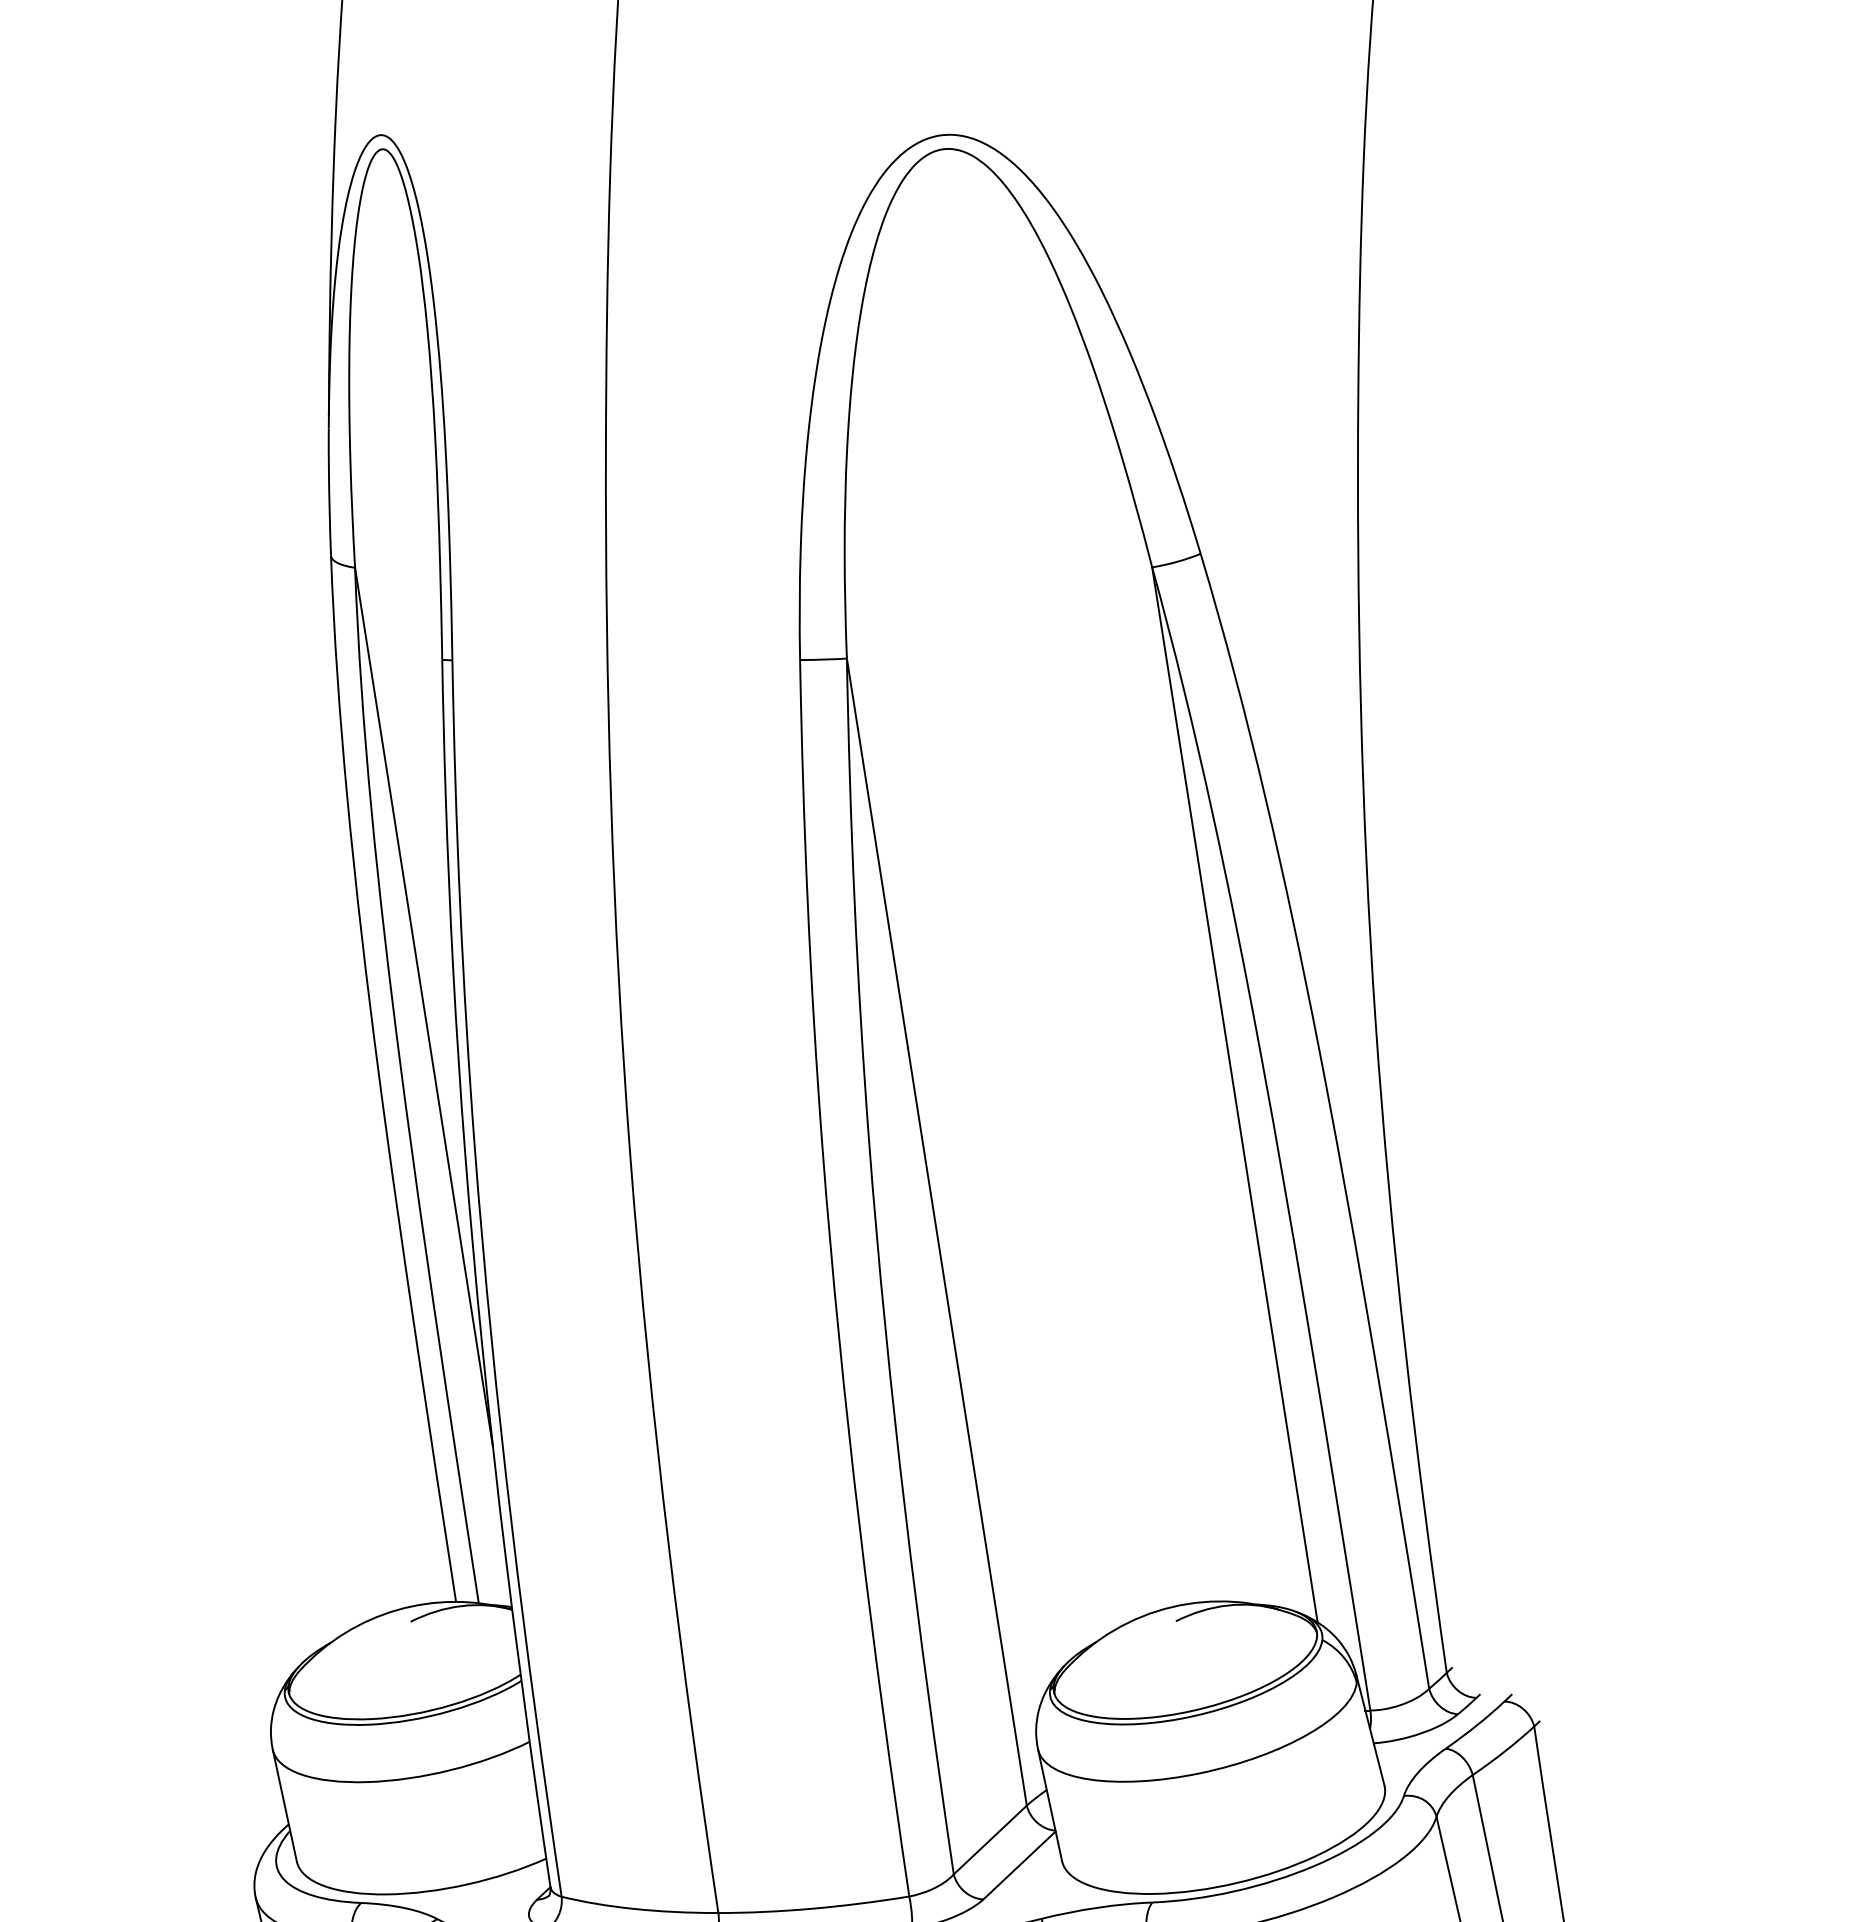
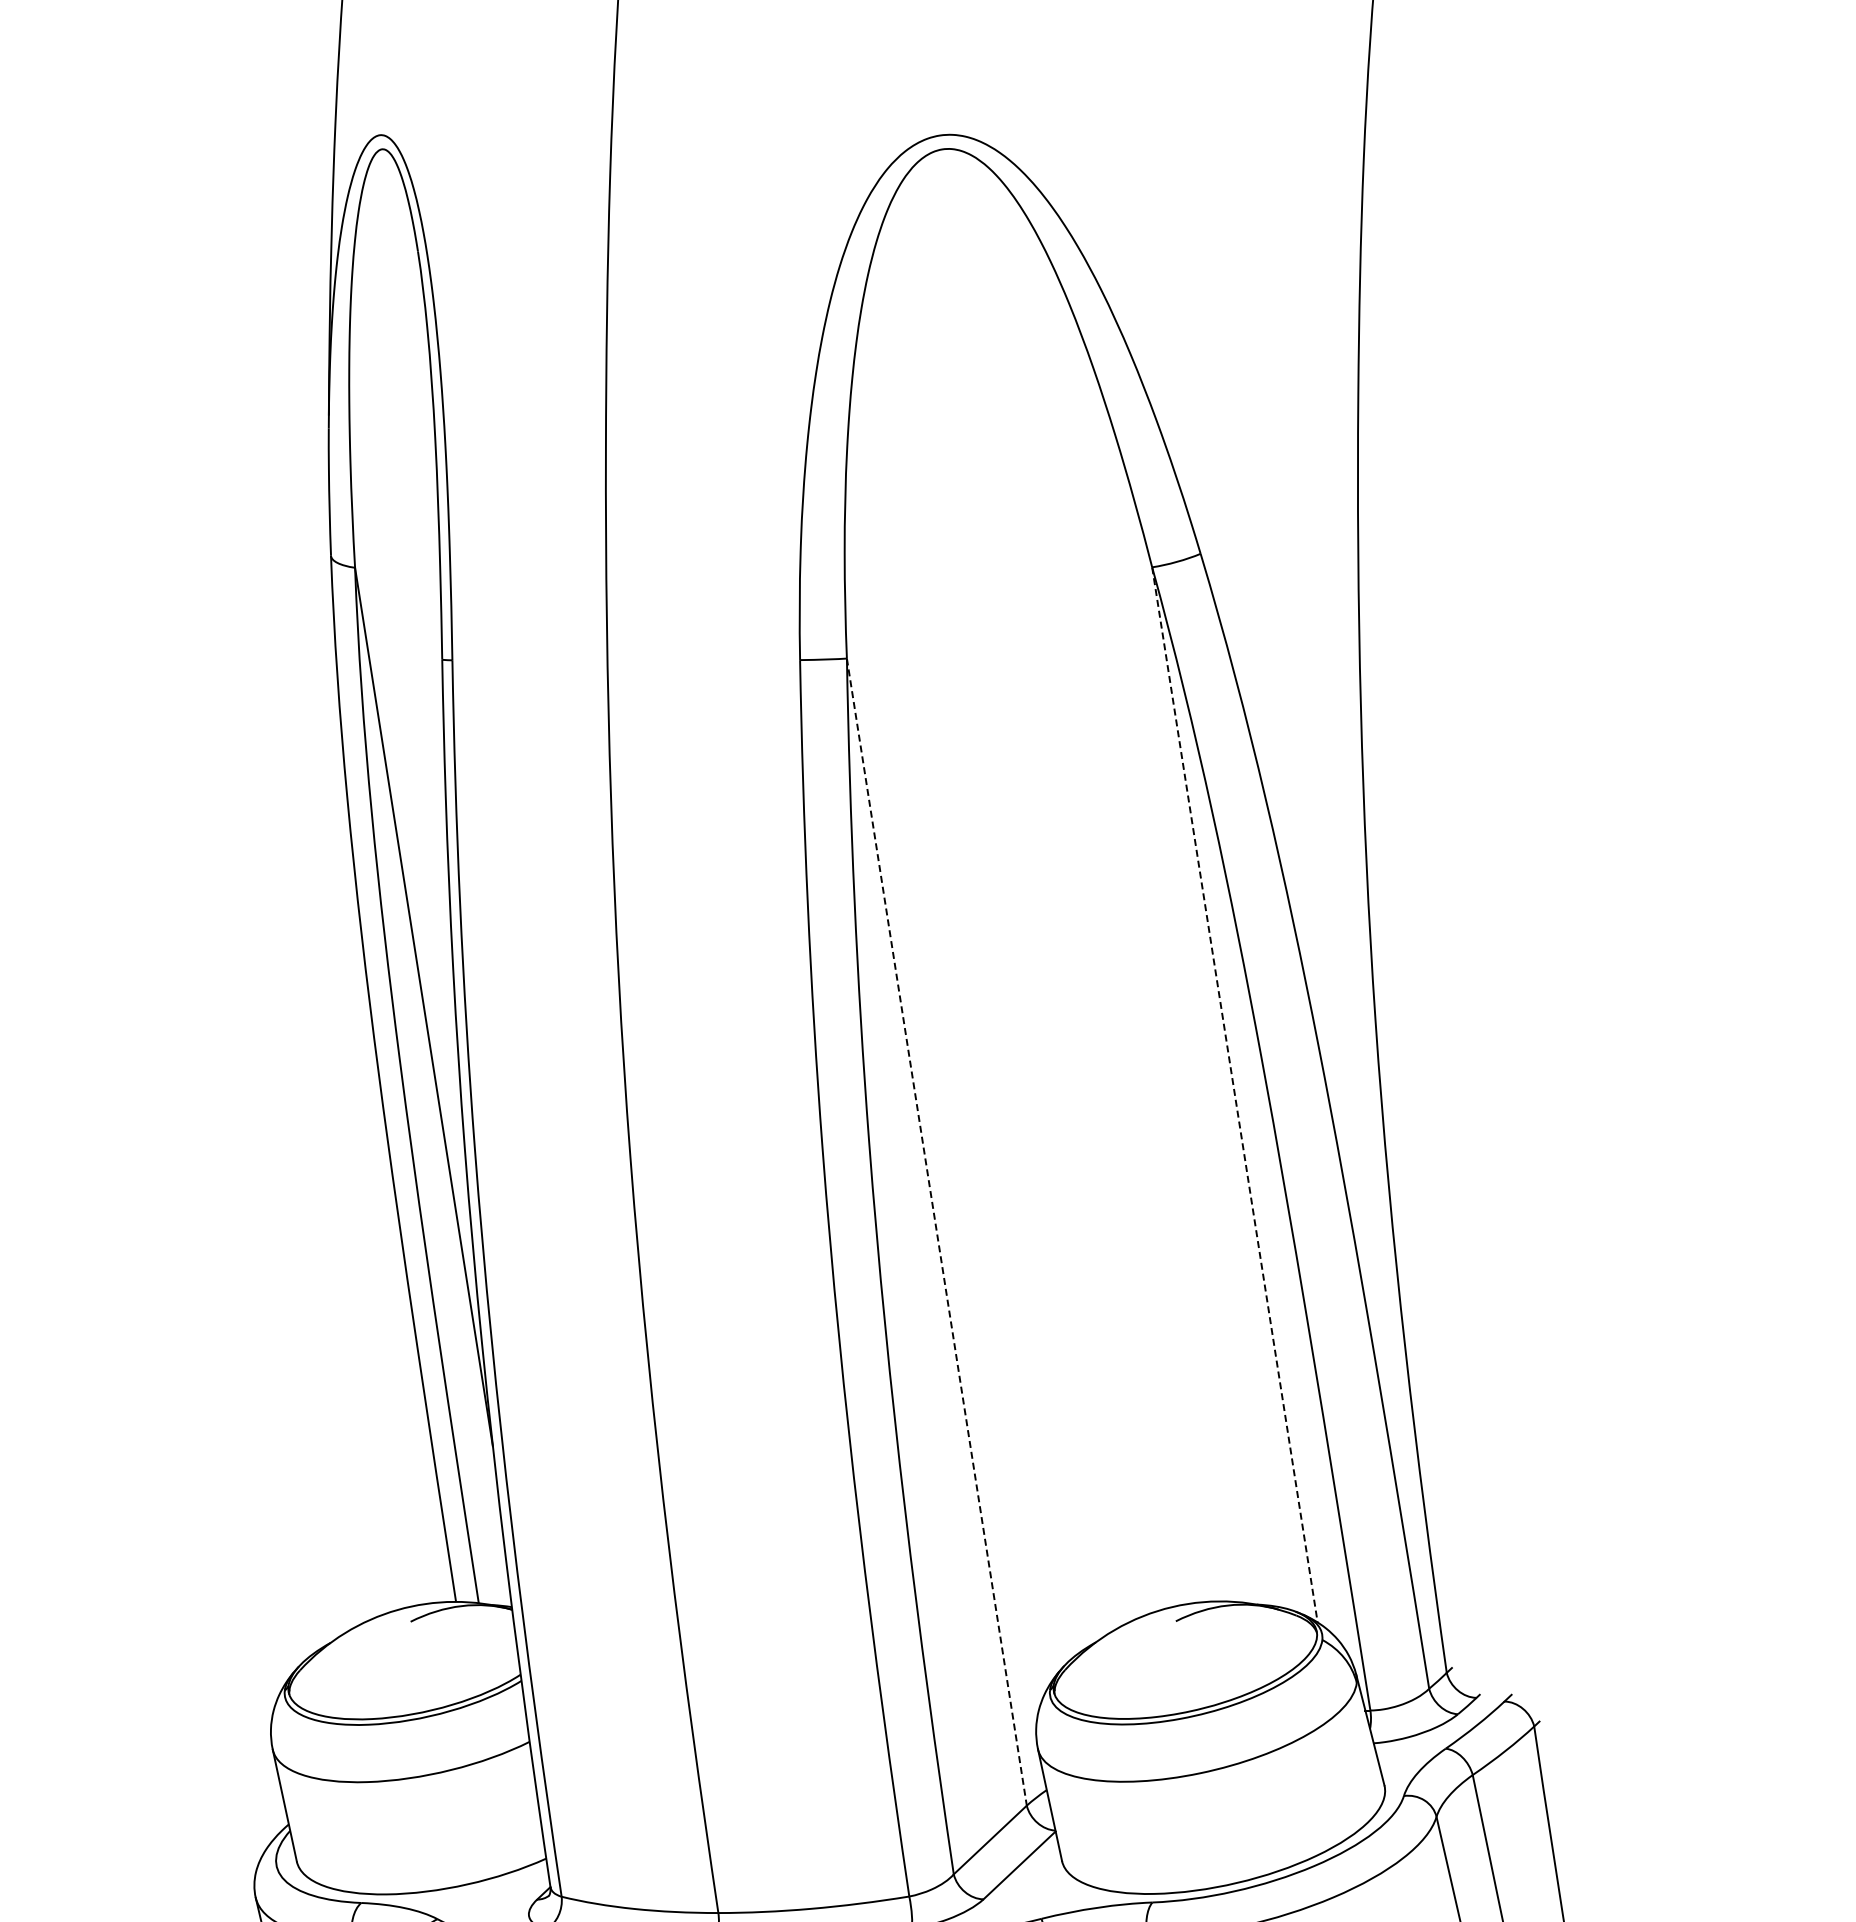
line: solid -> dashed (1234, 1094)
line: solid -> dashed (936, 1232)
